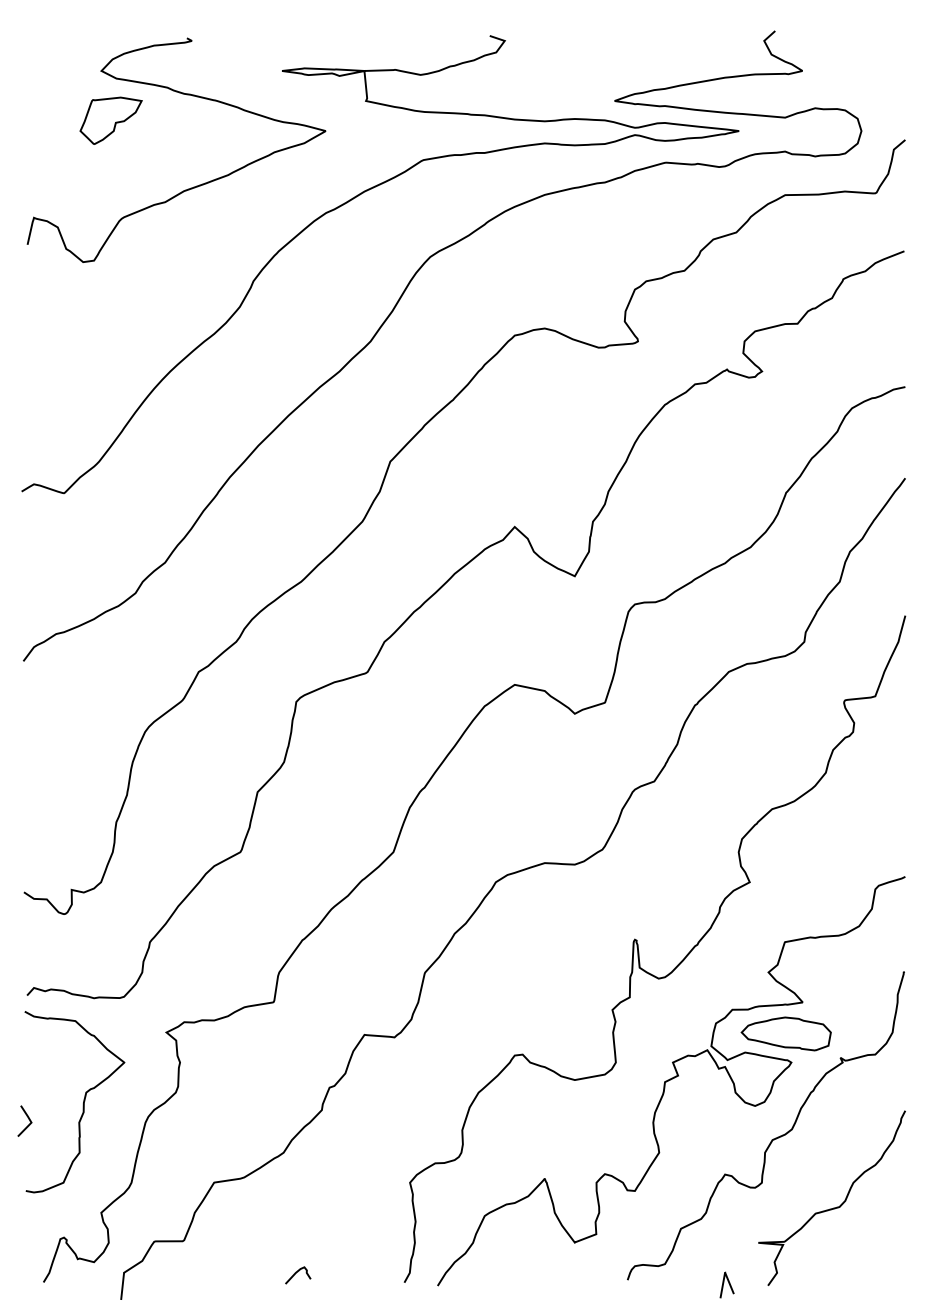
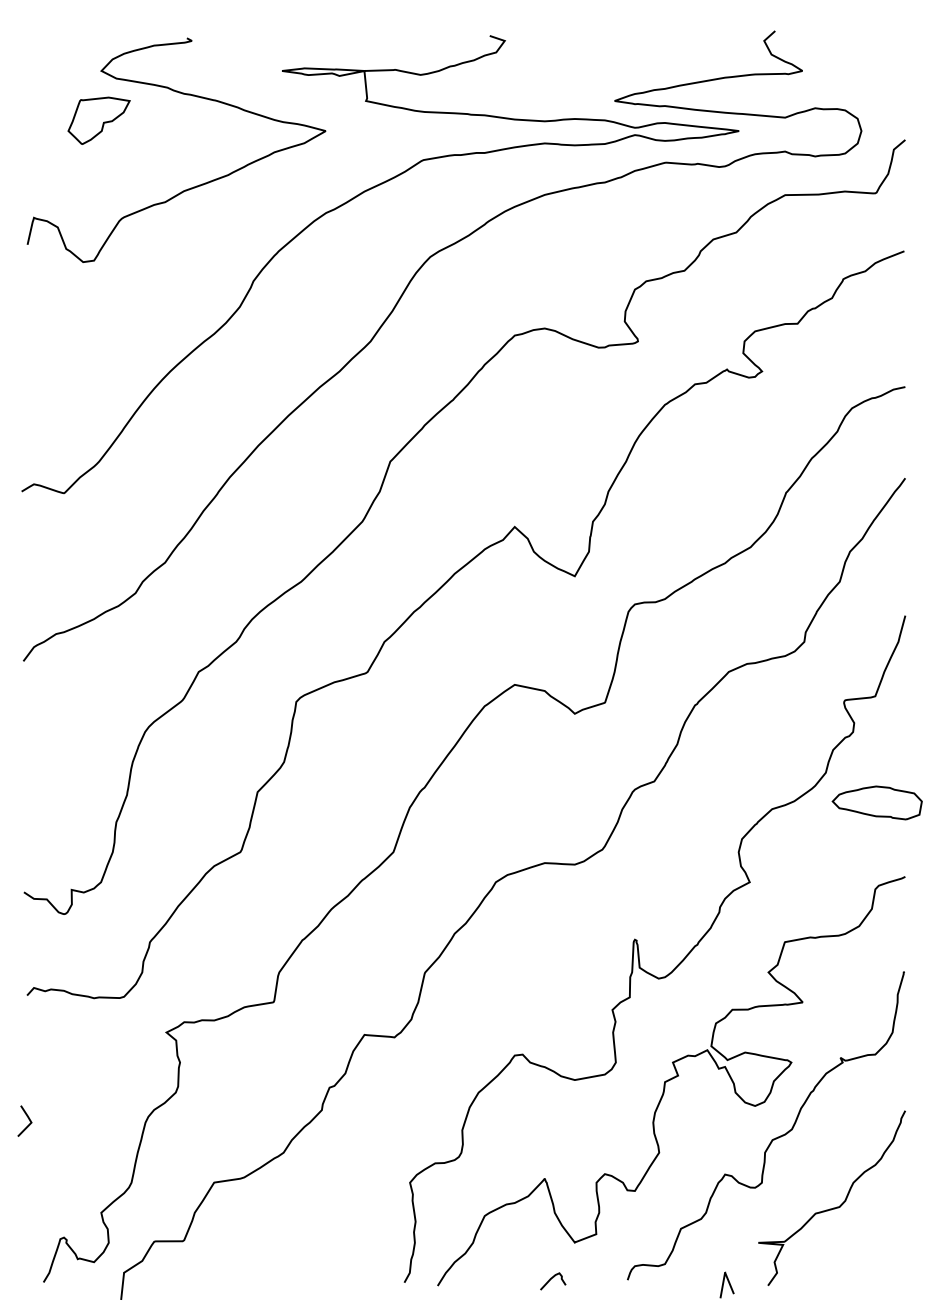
part position: (110, 120) -> (98, 120) (98, 120)
part position: (785, 1033) -> (876, 802) (876, 802)
curve: present -> none (82, 1104)
curve position: (296, 1273) -> (551, 1279) (551, 1279)
